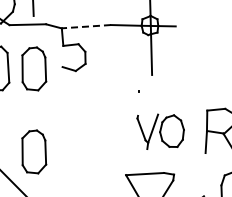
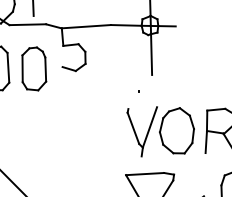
line: dashed -> solid (86, 26)
part size: 49x37 px -> 69x52 px (160, 131)
part: present -> none (34, 151)
